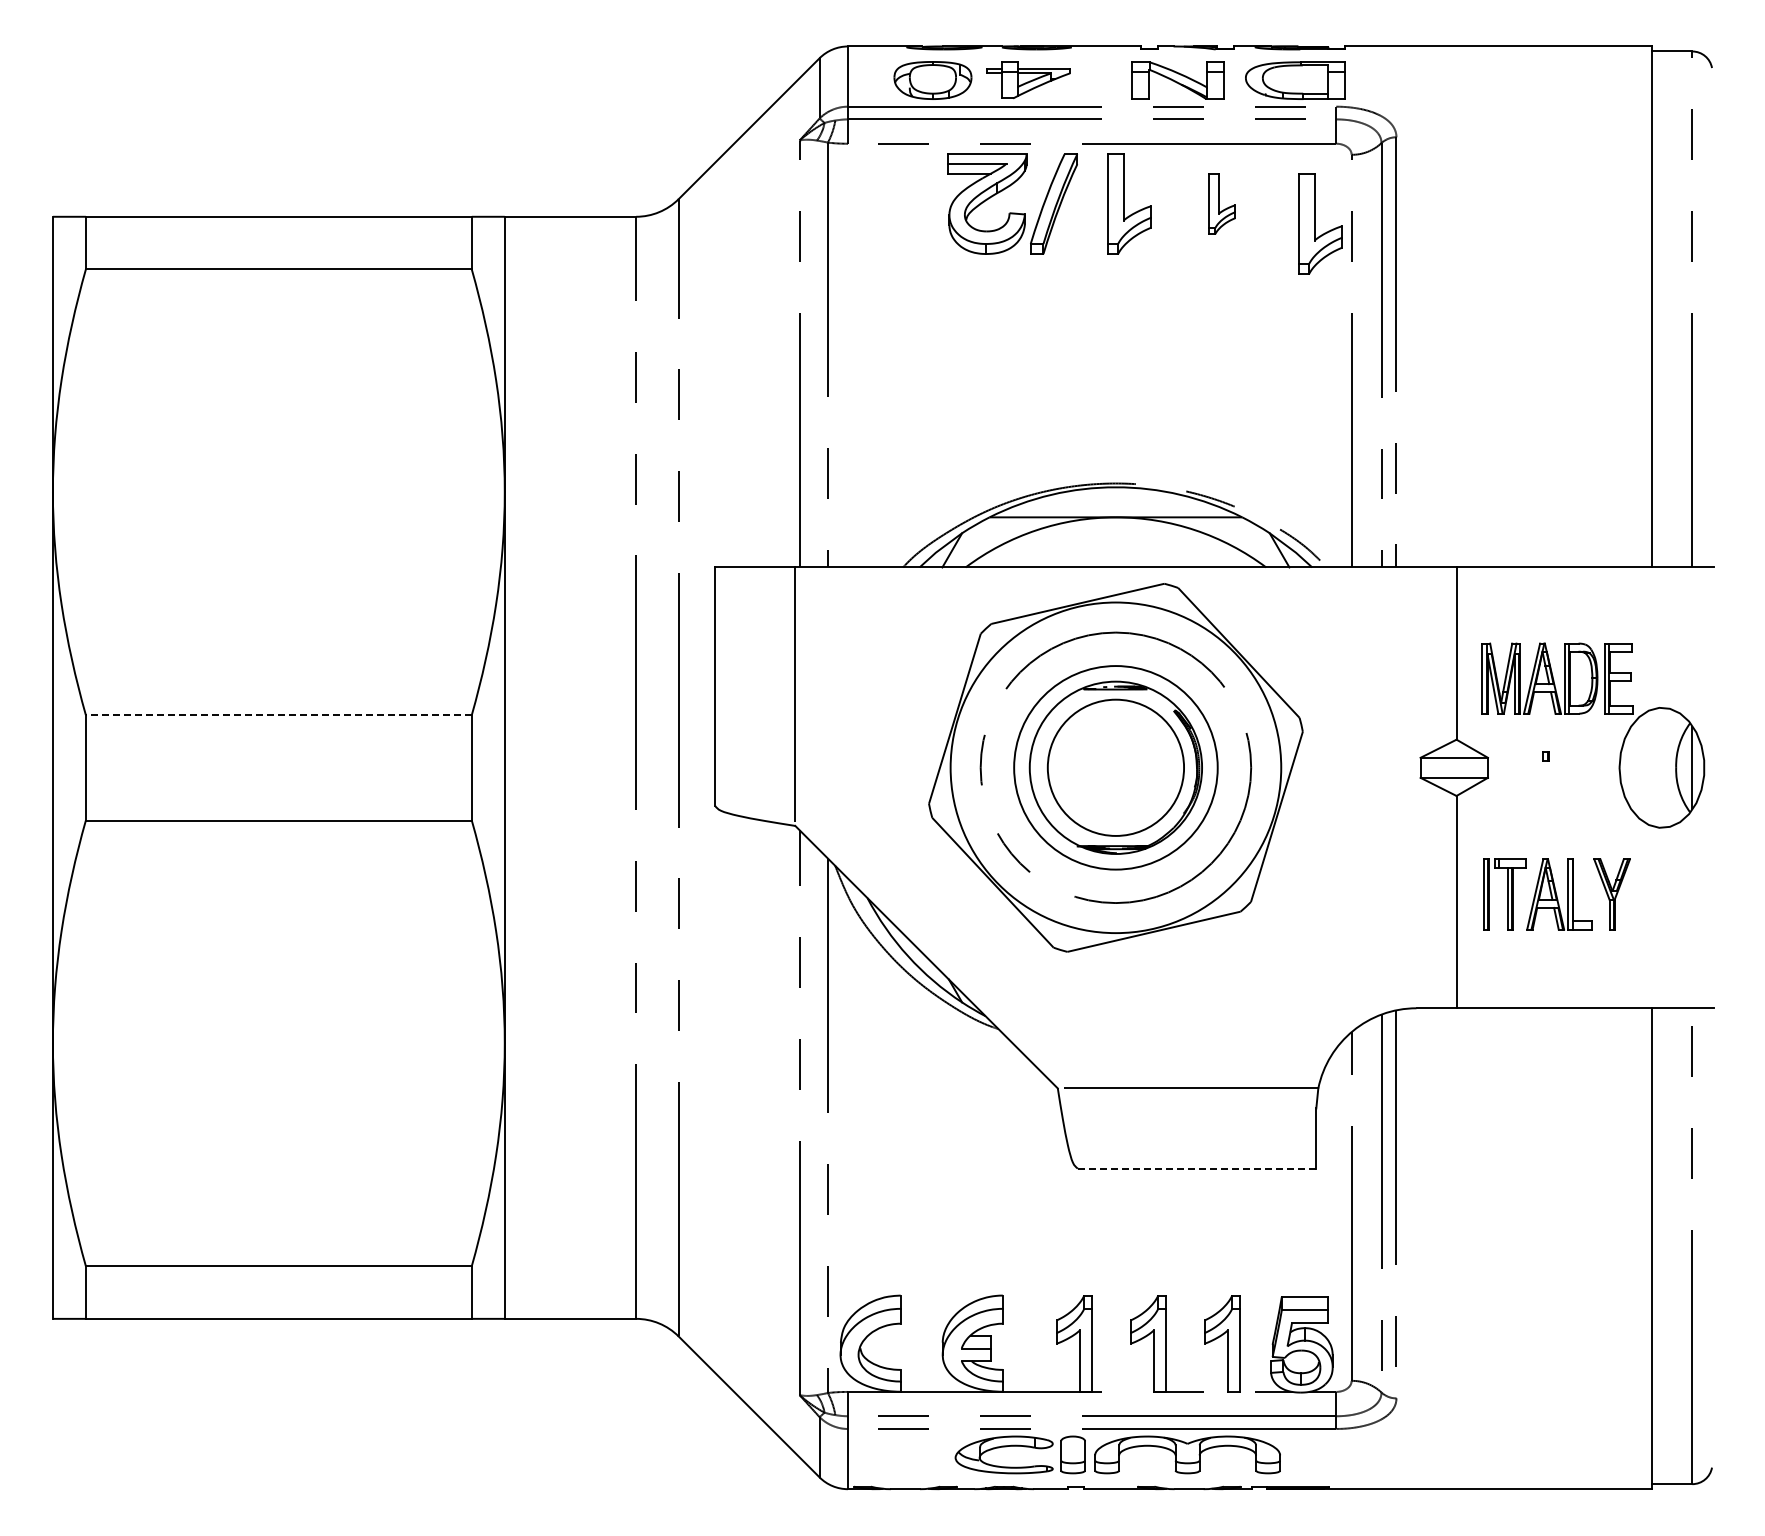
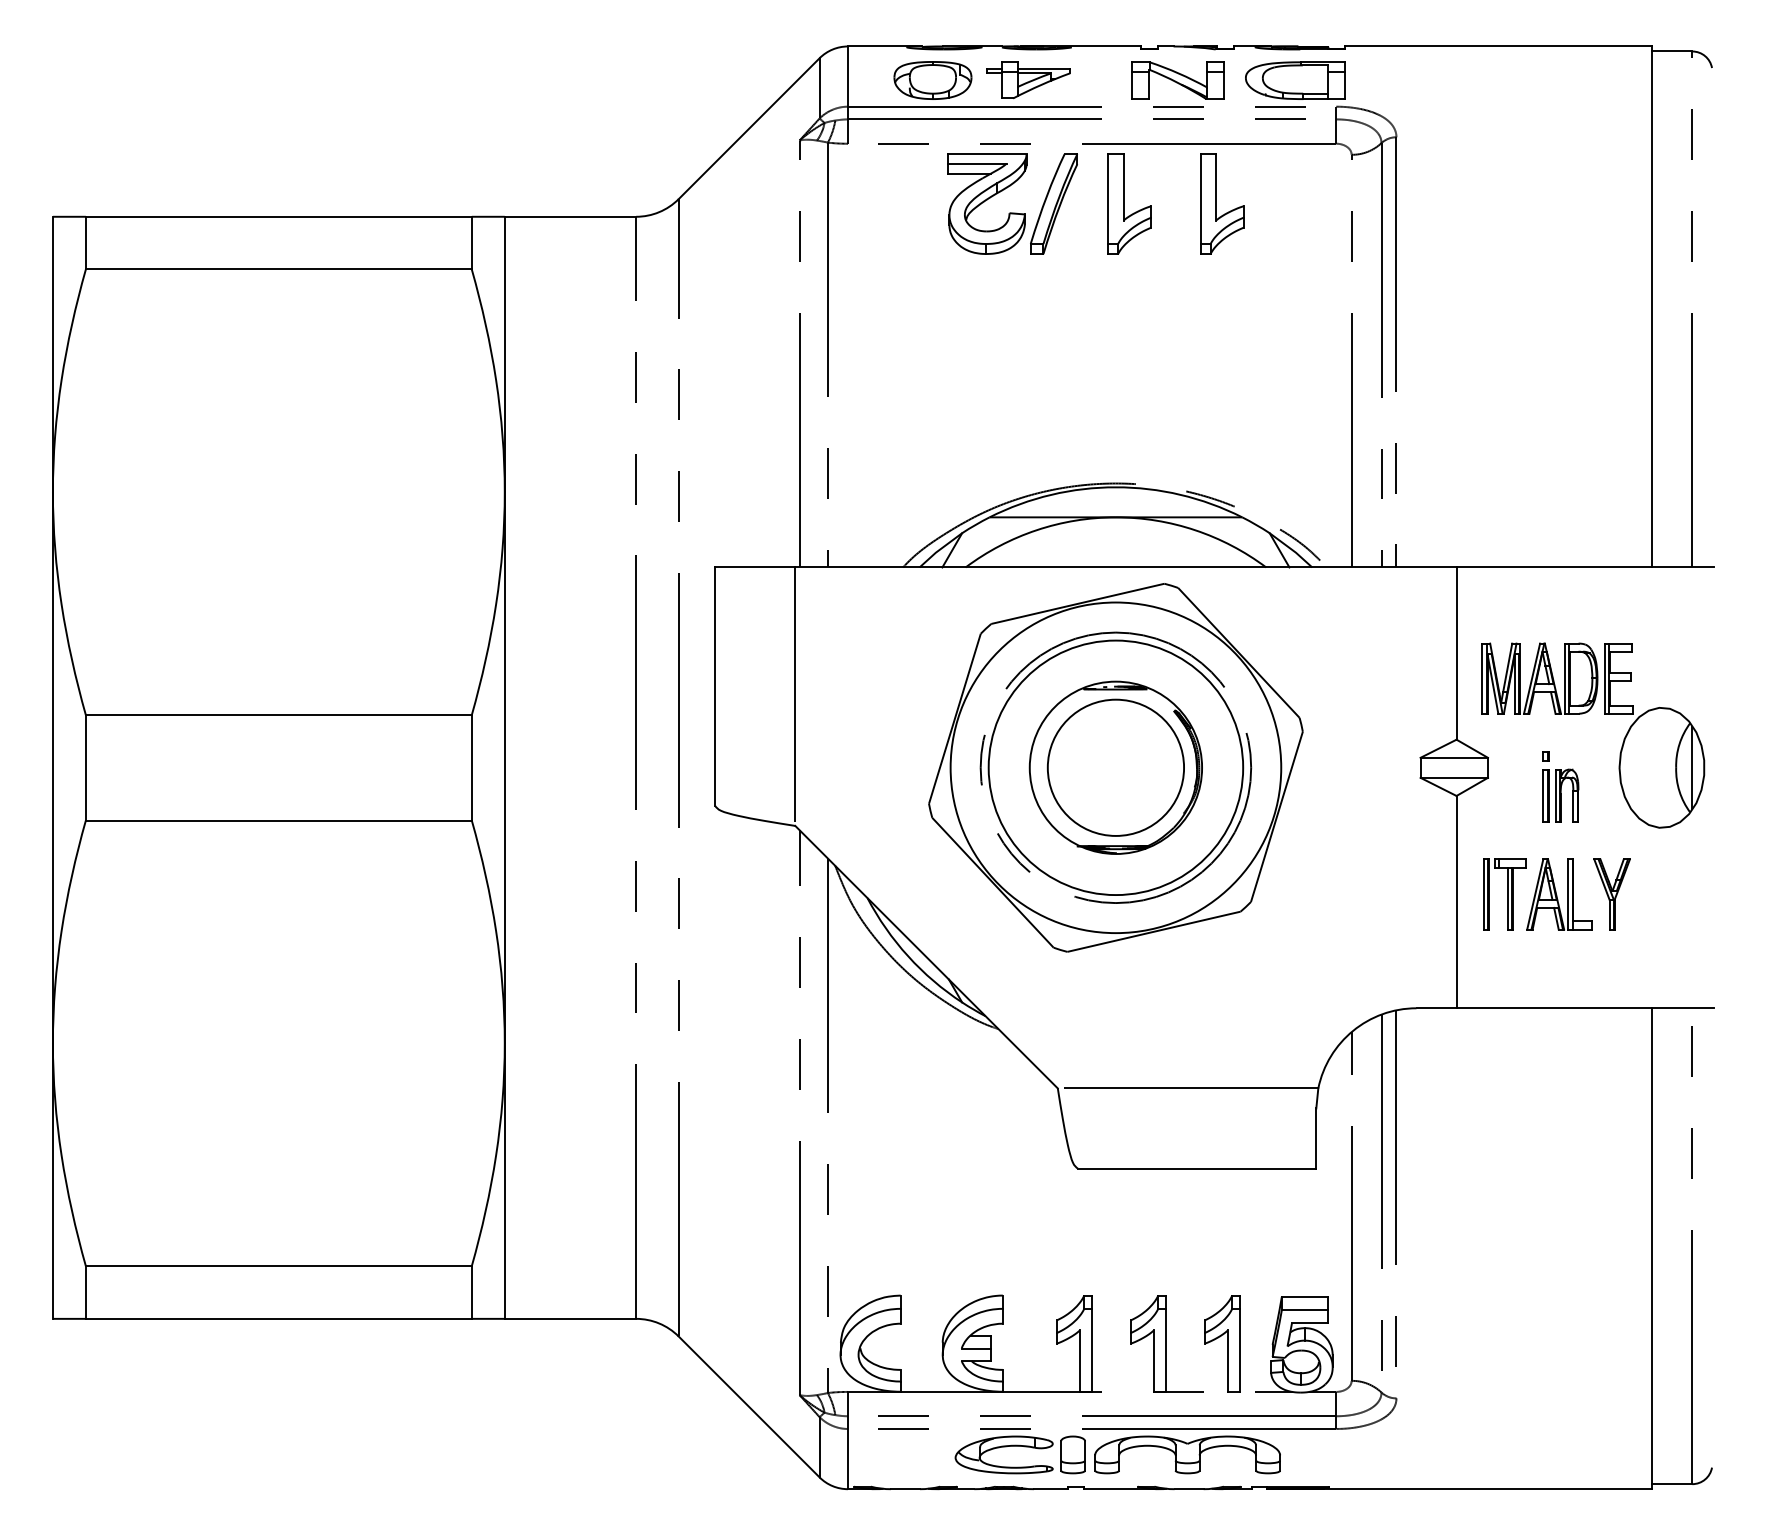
part size: 28x62 px -> 45x102 px (1222, 203)
part: present -> none (1320, 223)
line: dashed -> solid (278, 715)
circle diameter: 204 px -> 254 px (1115, 767)
part: none -> present (1560, 795)
line: dashed -> solid (1196, 1168)
